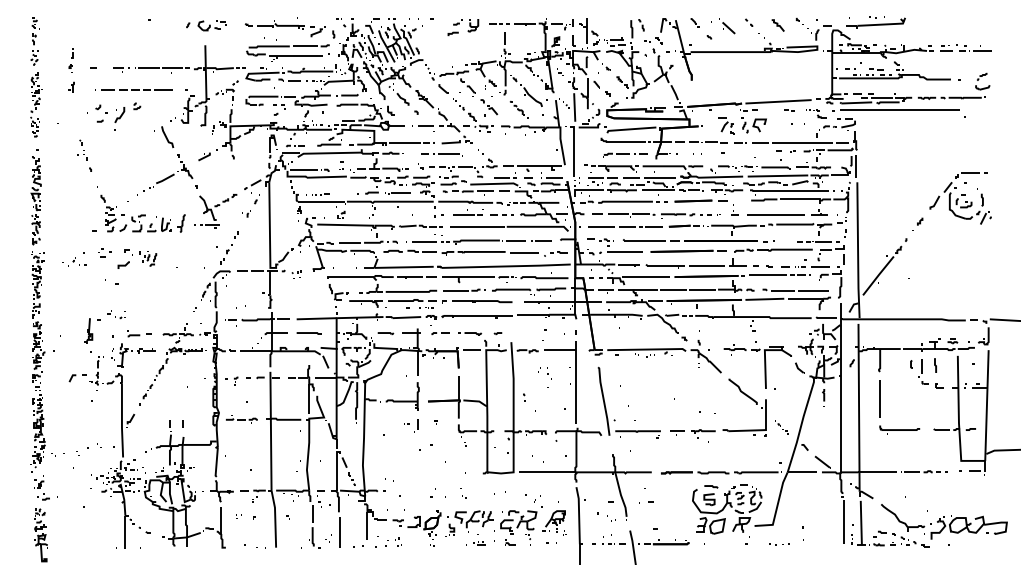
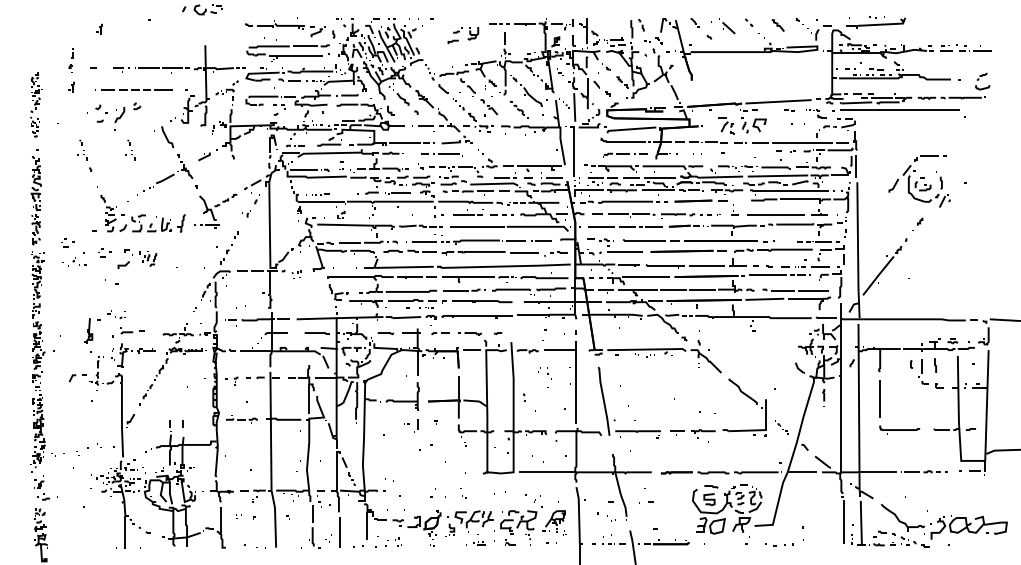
part position: (206, 25) -> (202, 9) (202, 9)
part position: (463, 27) -> (463, 35) (463, 35)
part: none -> present (99, 28)
part: present -> none (34, 41)
part: none -> present (130, 149)
part position: (960, 198) -> (919, 181) (919, 181)
part: none -> present (67, 242)
part position: (139, 333) -> (132, 330) (132, 330)
line position: (308, 333) -> (316, 333) (316, 333)
part: present -> none (764, 364)
part size: 21x3 px -> 29x4 px (779, 544)
